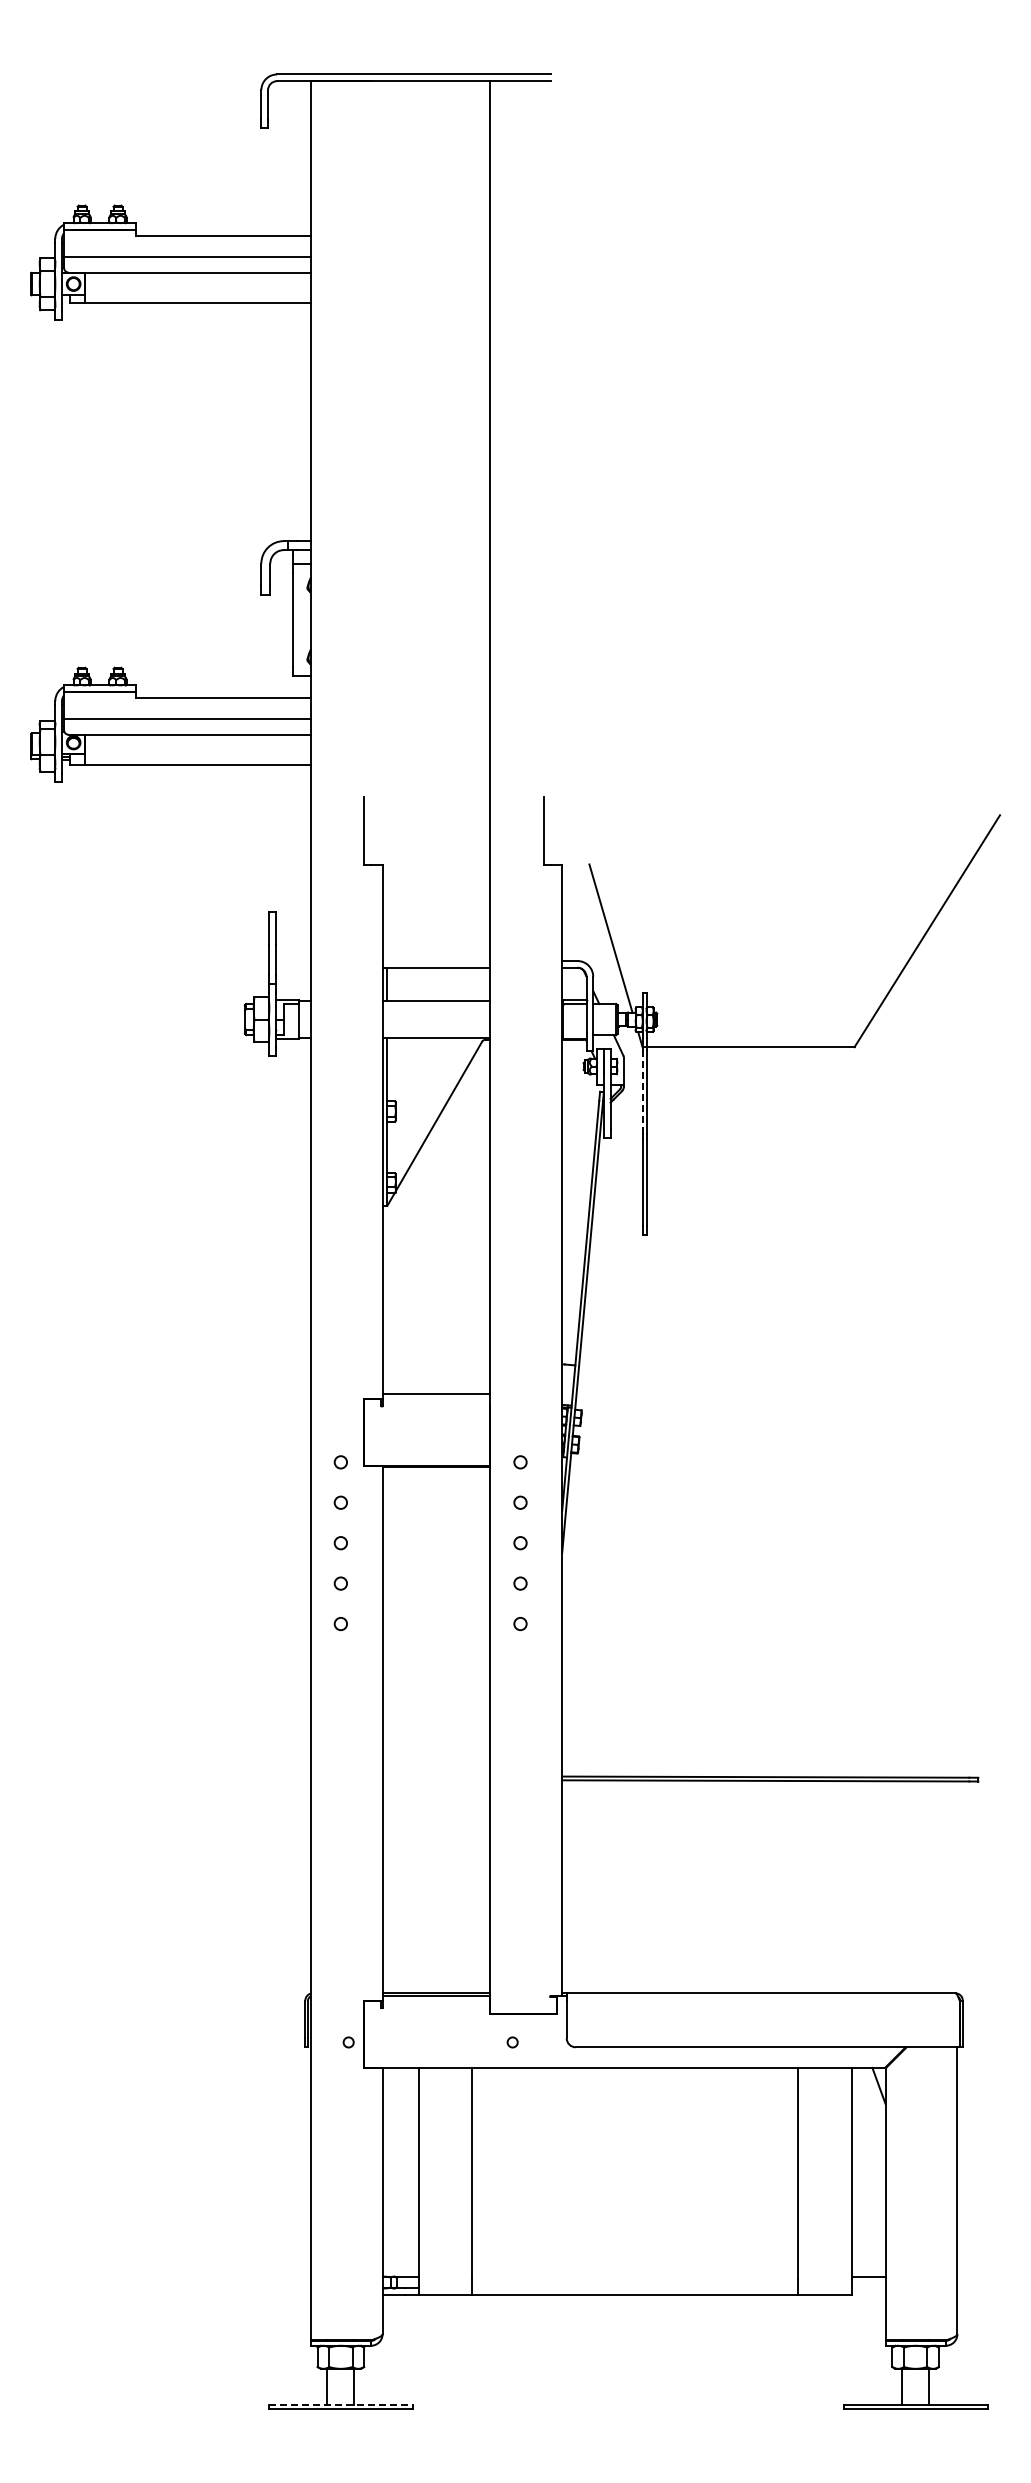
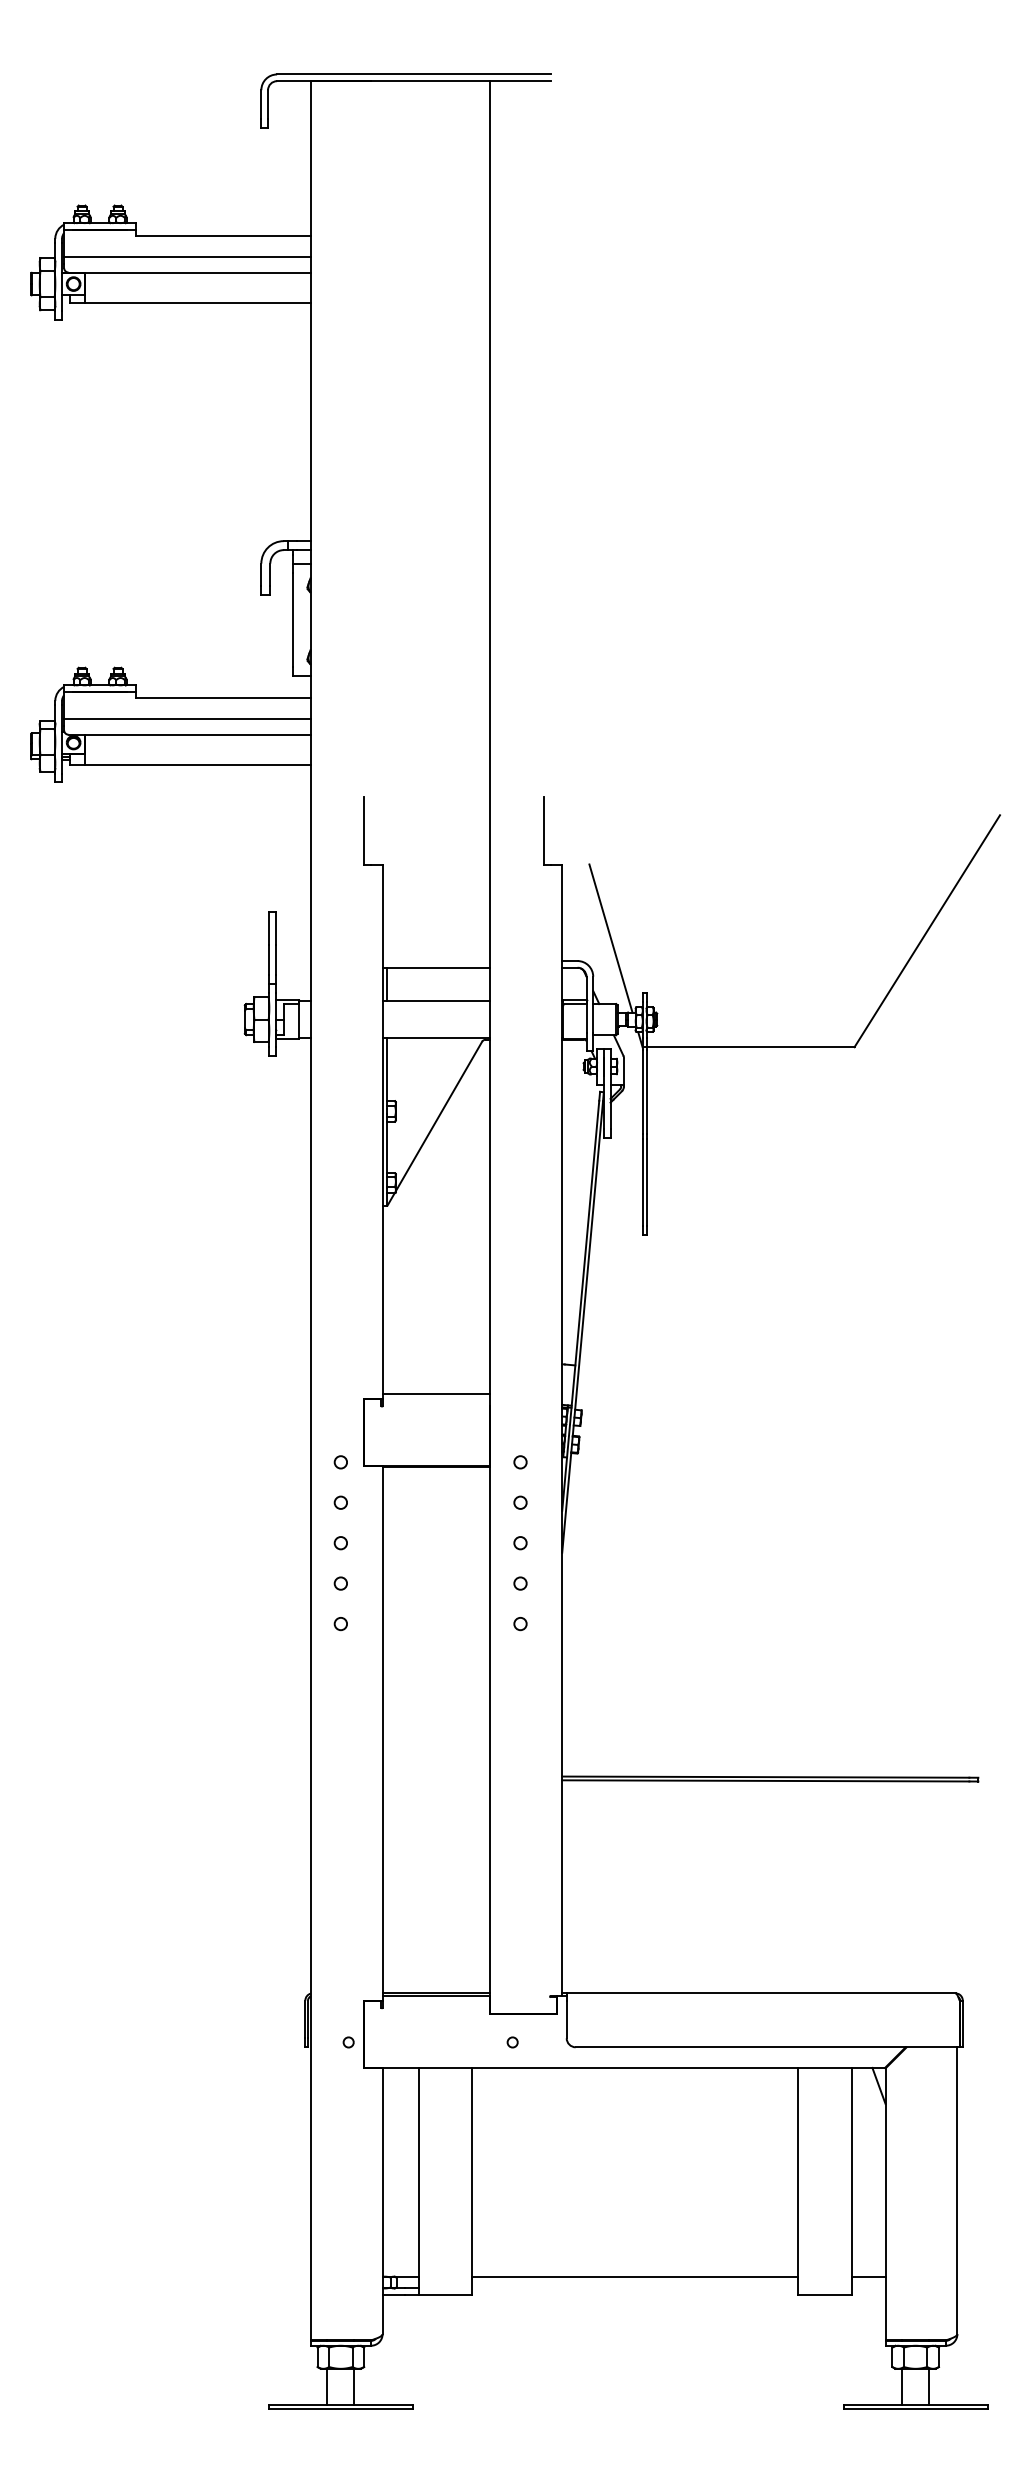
line: dashed -> solid (642, 1092)
line position: (634, 2294) -> (634, 2276) (634, 2276)
line: dashed -> solid (340, 2404)
